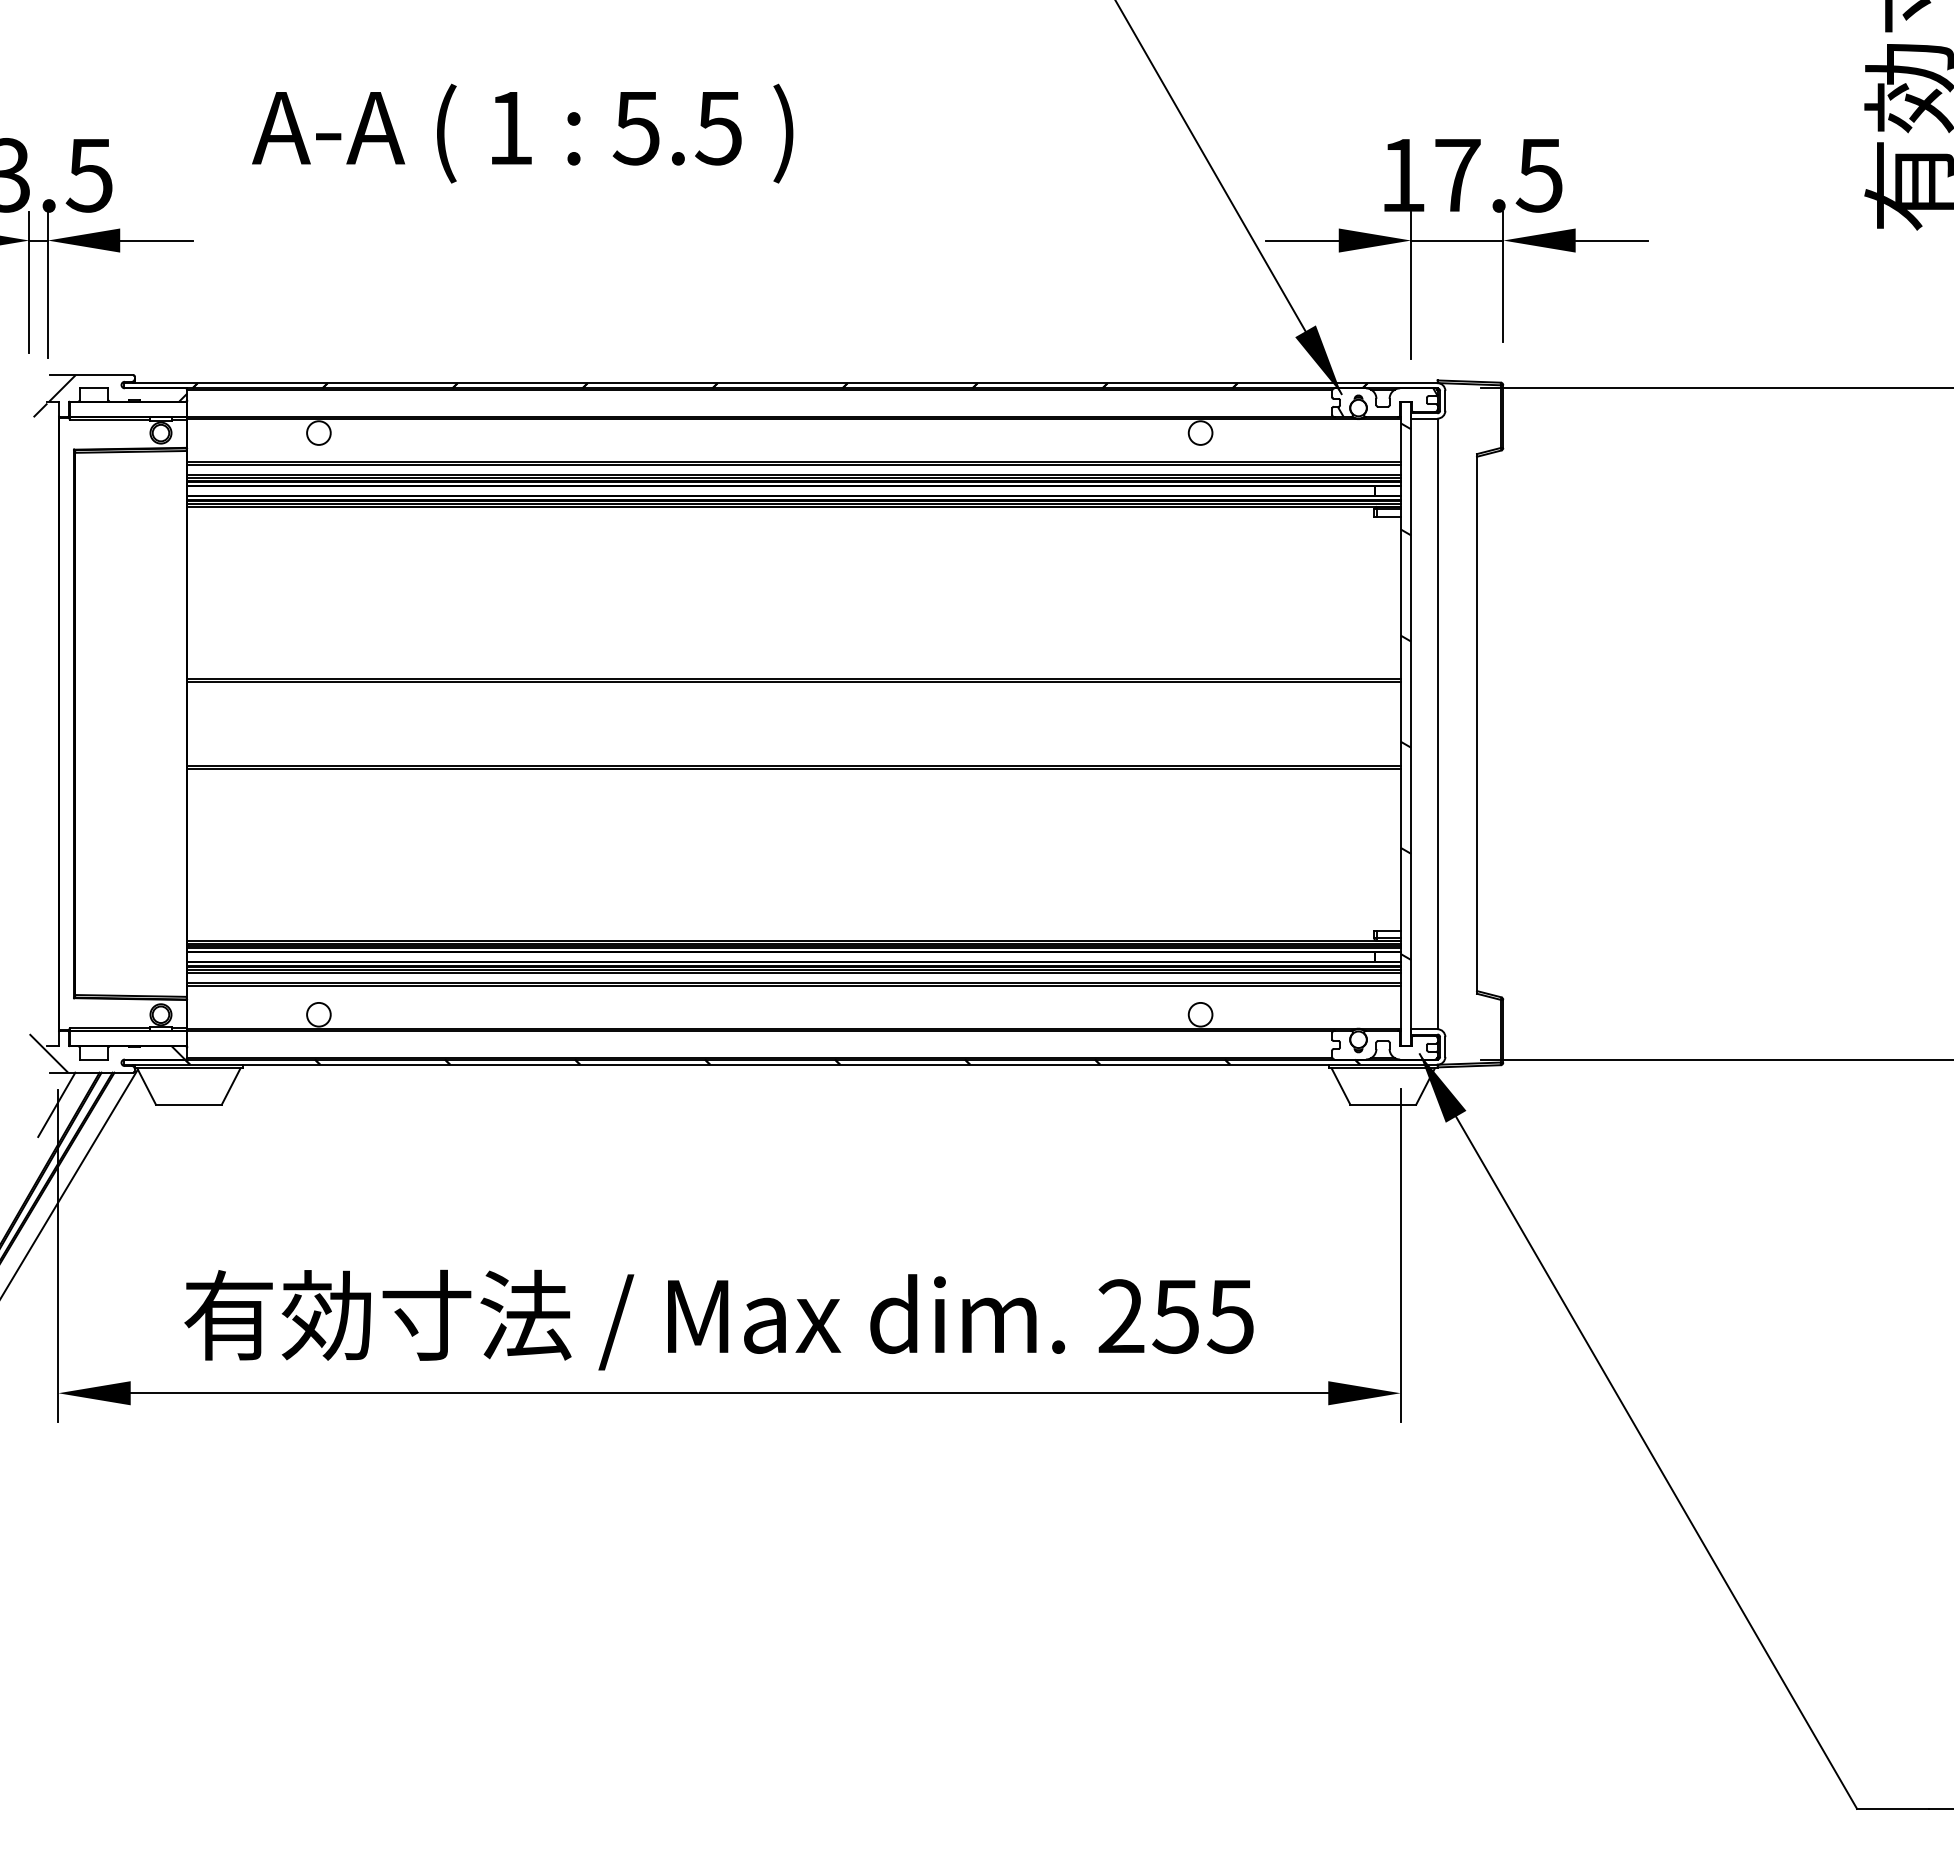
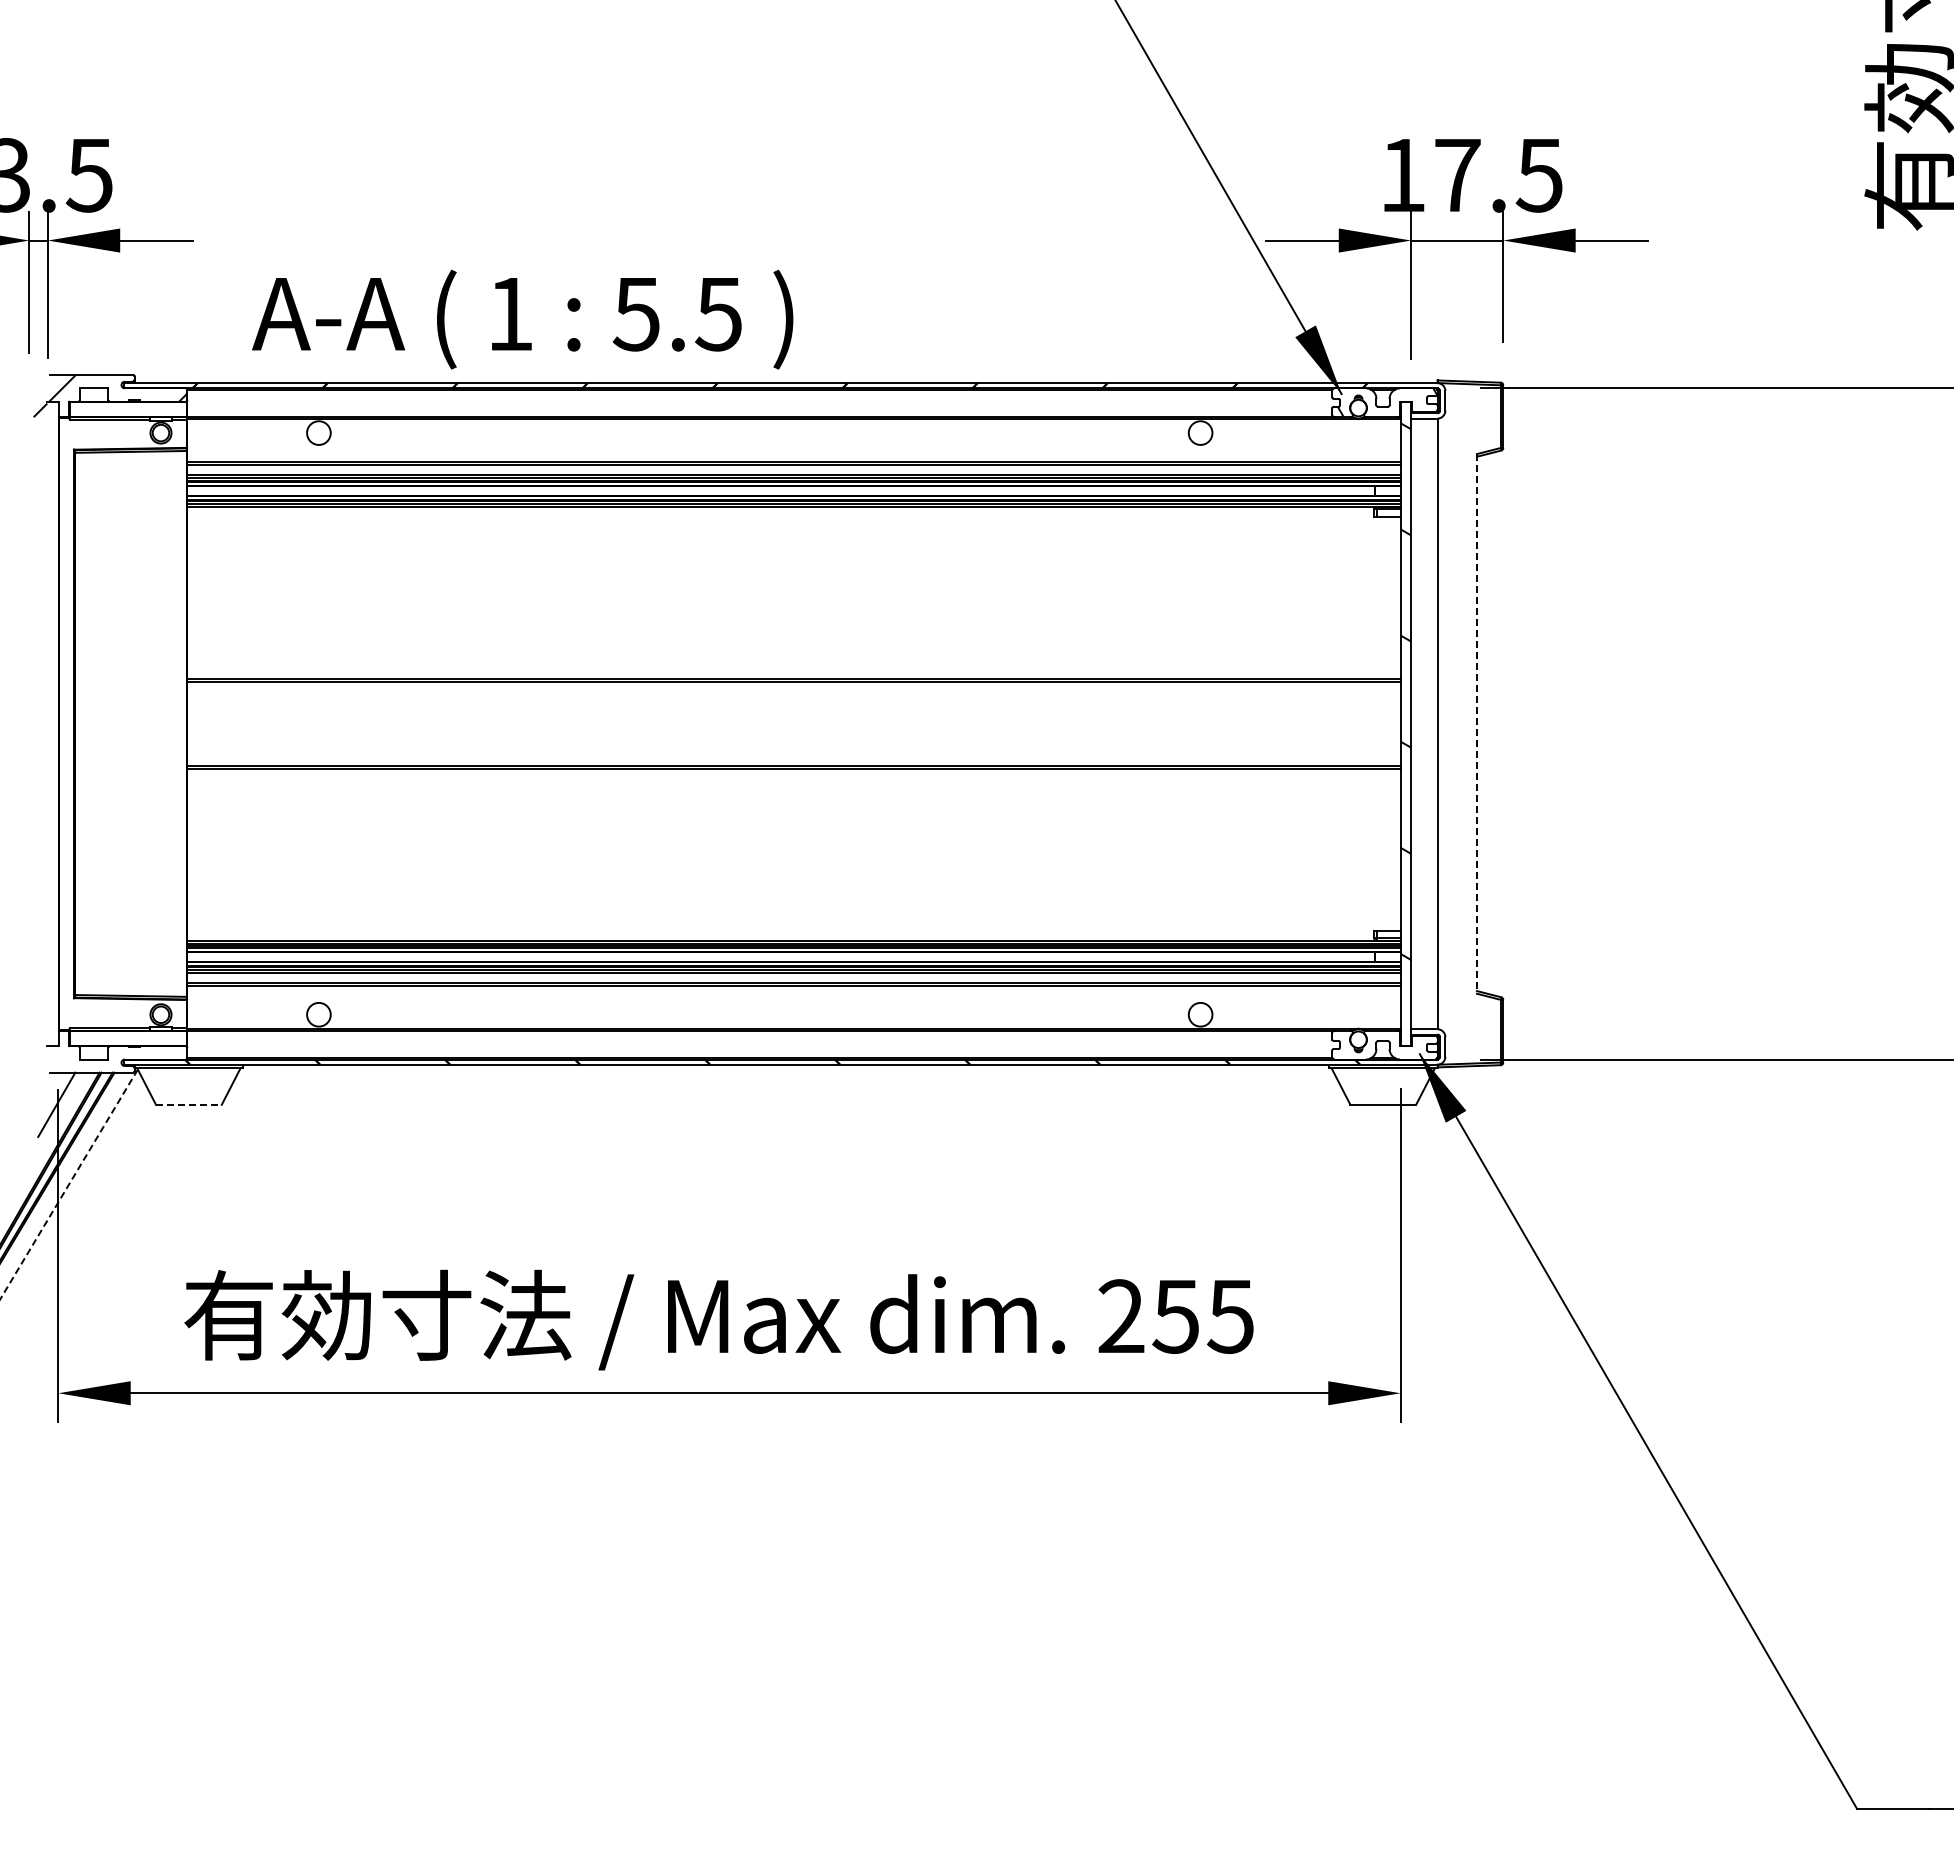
text position: (522, 133) -> (522, 319) (522, 319)
line: solid -> dashed (1476, 723)
hatch: present -> none (106, 1053)
line: solid -> dashed (188, 1104)
line: solid -> dashed (69, 1184)
